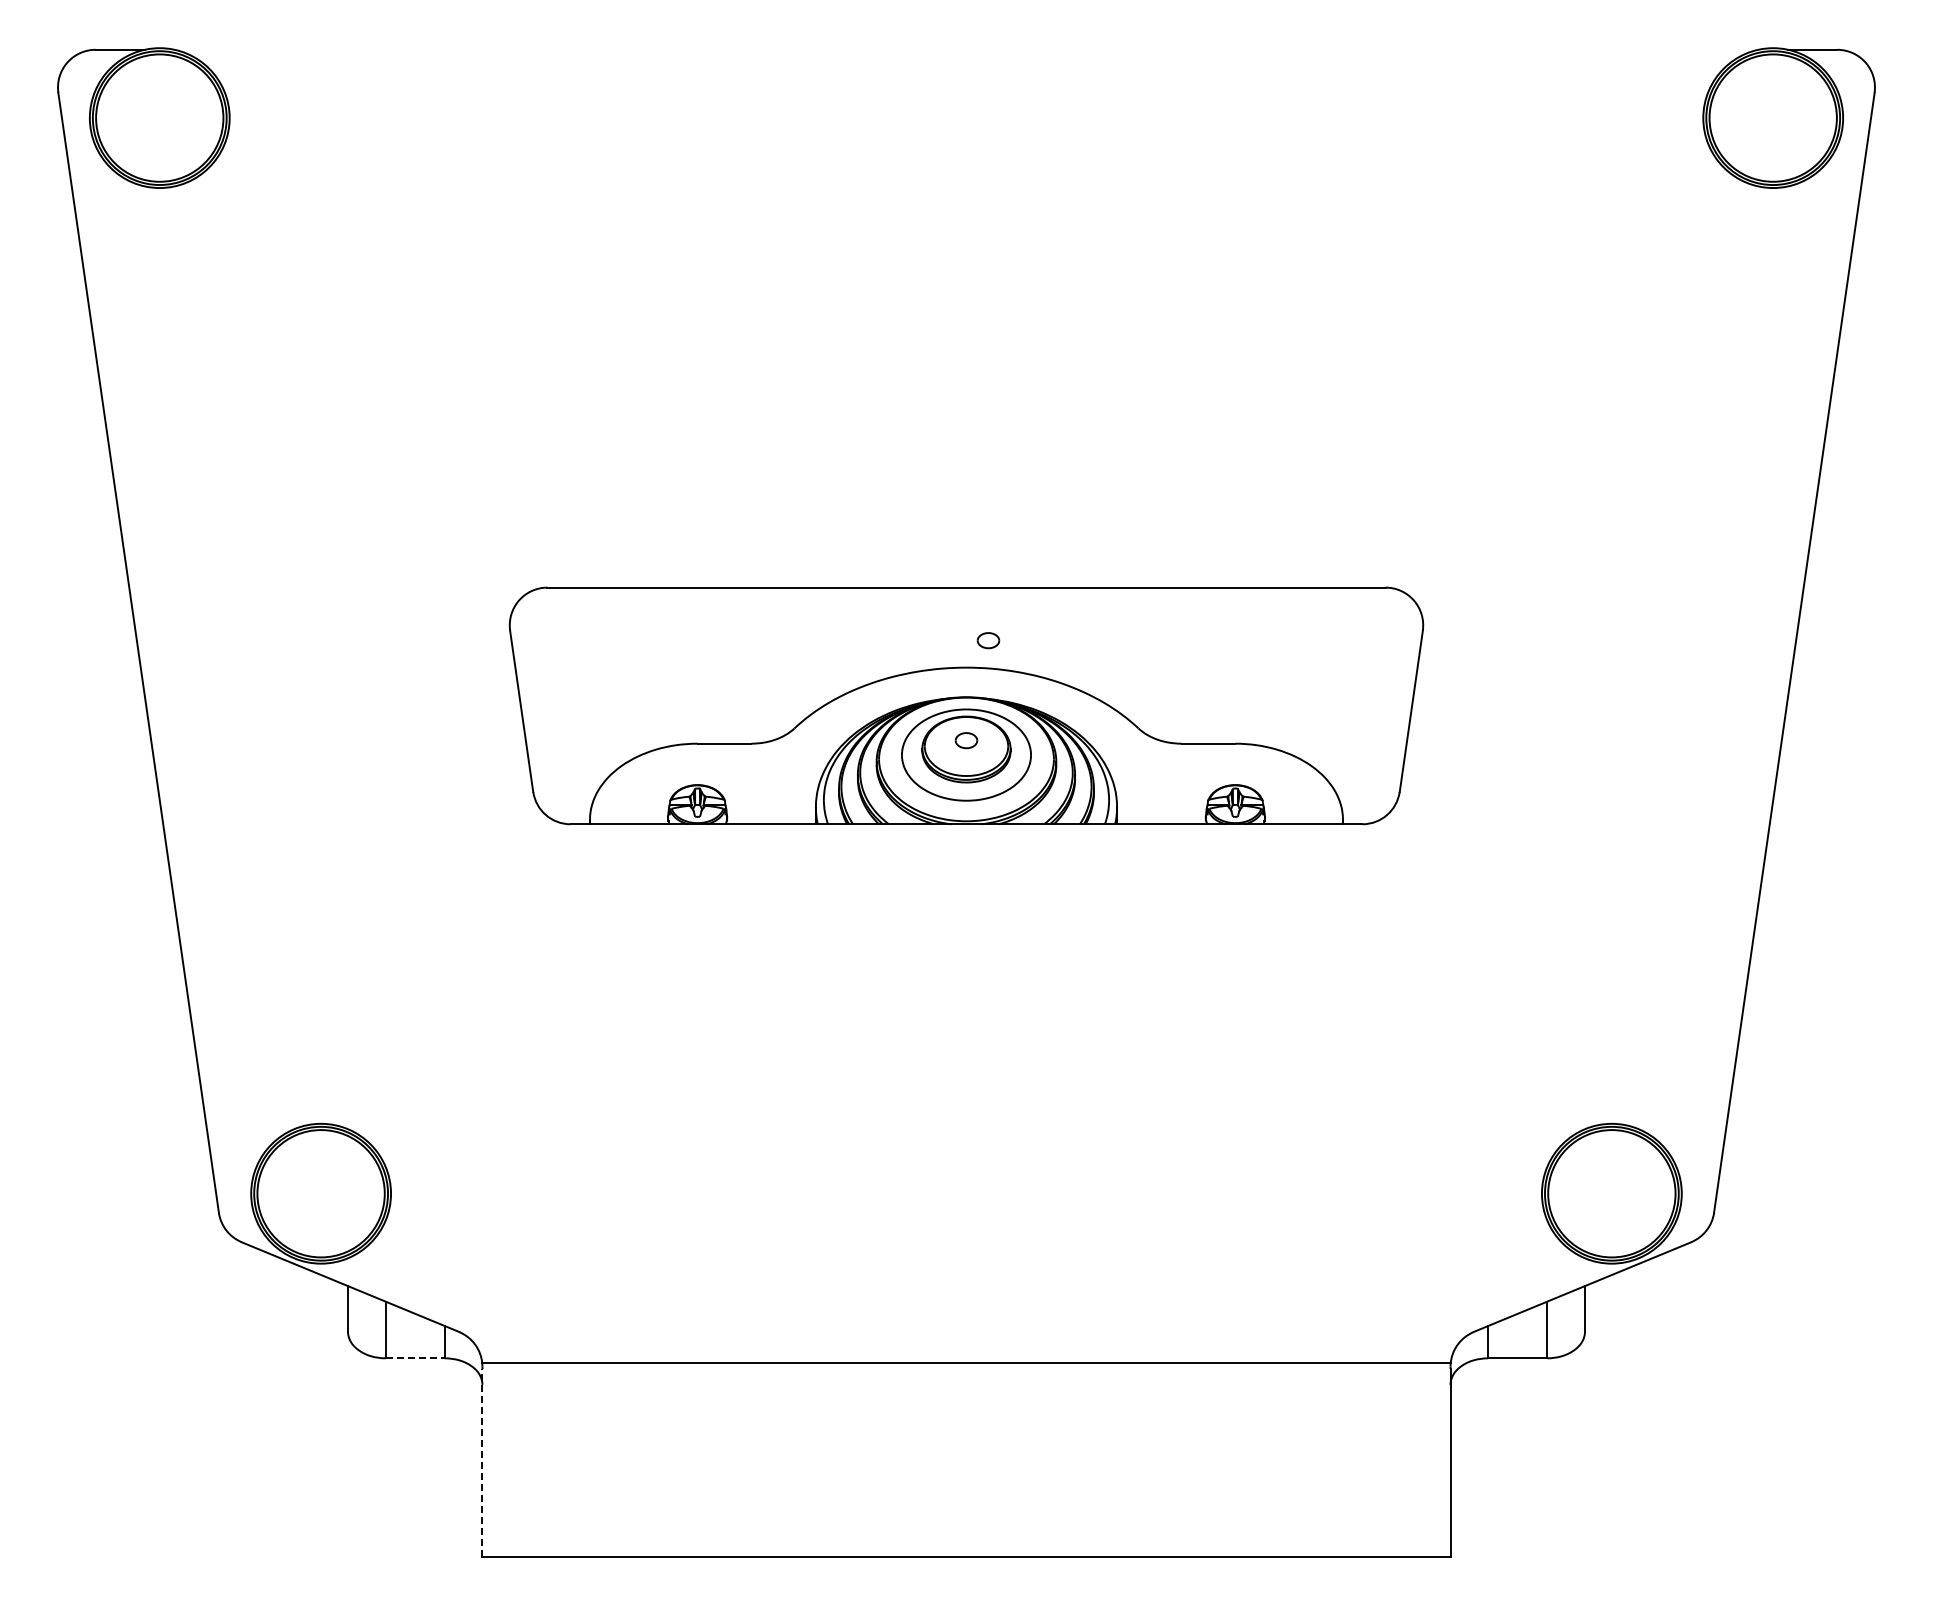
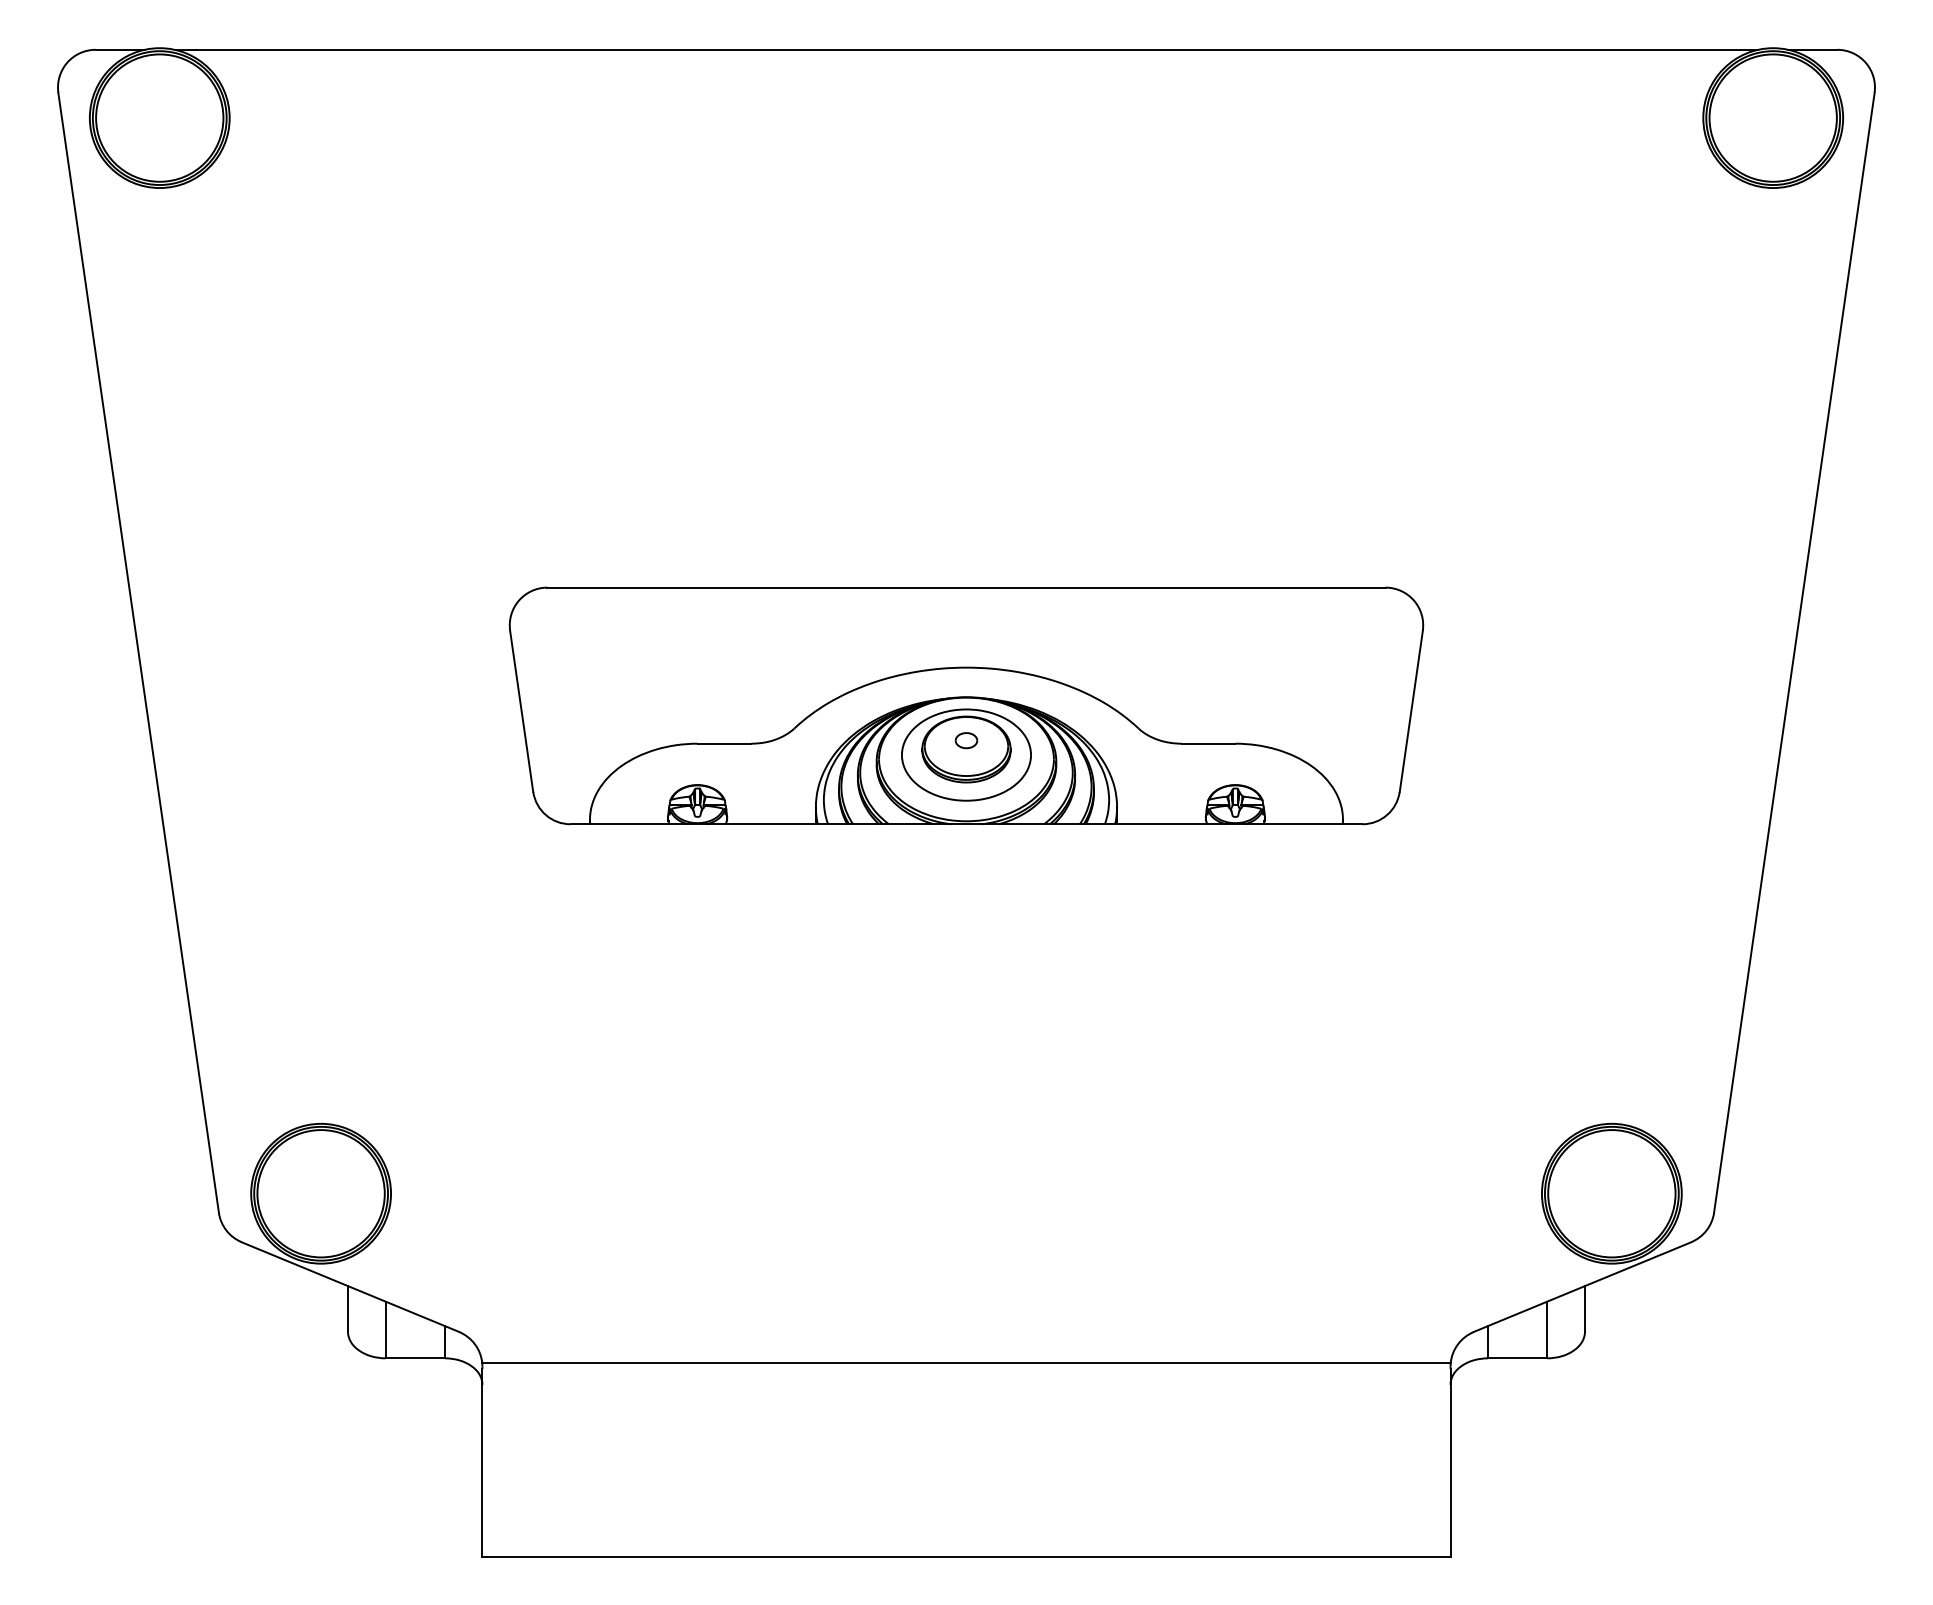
line: none -> present (966, 49)
part: present -> none (988, 640)
line: dashed -> solid (415, 1358)
line: dashed -> solid (482, 1462)
